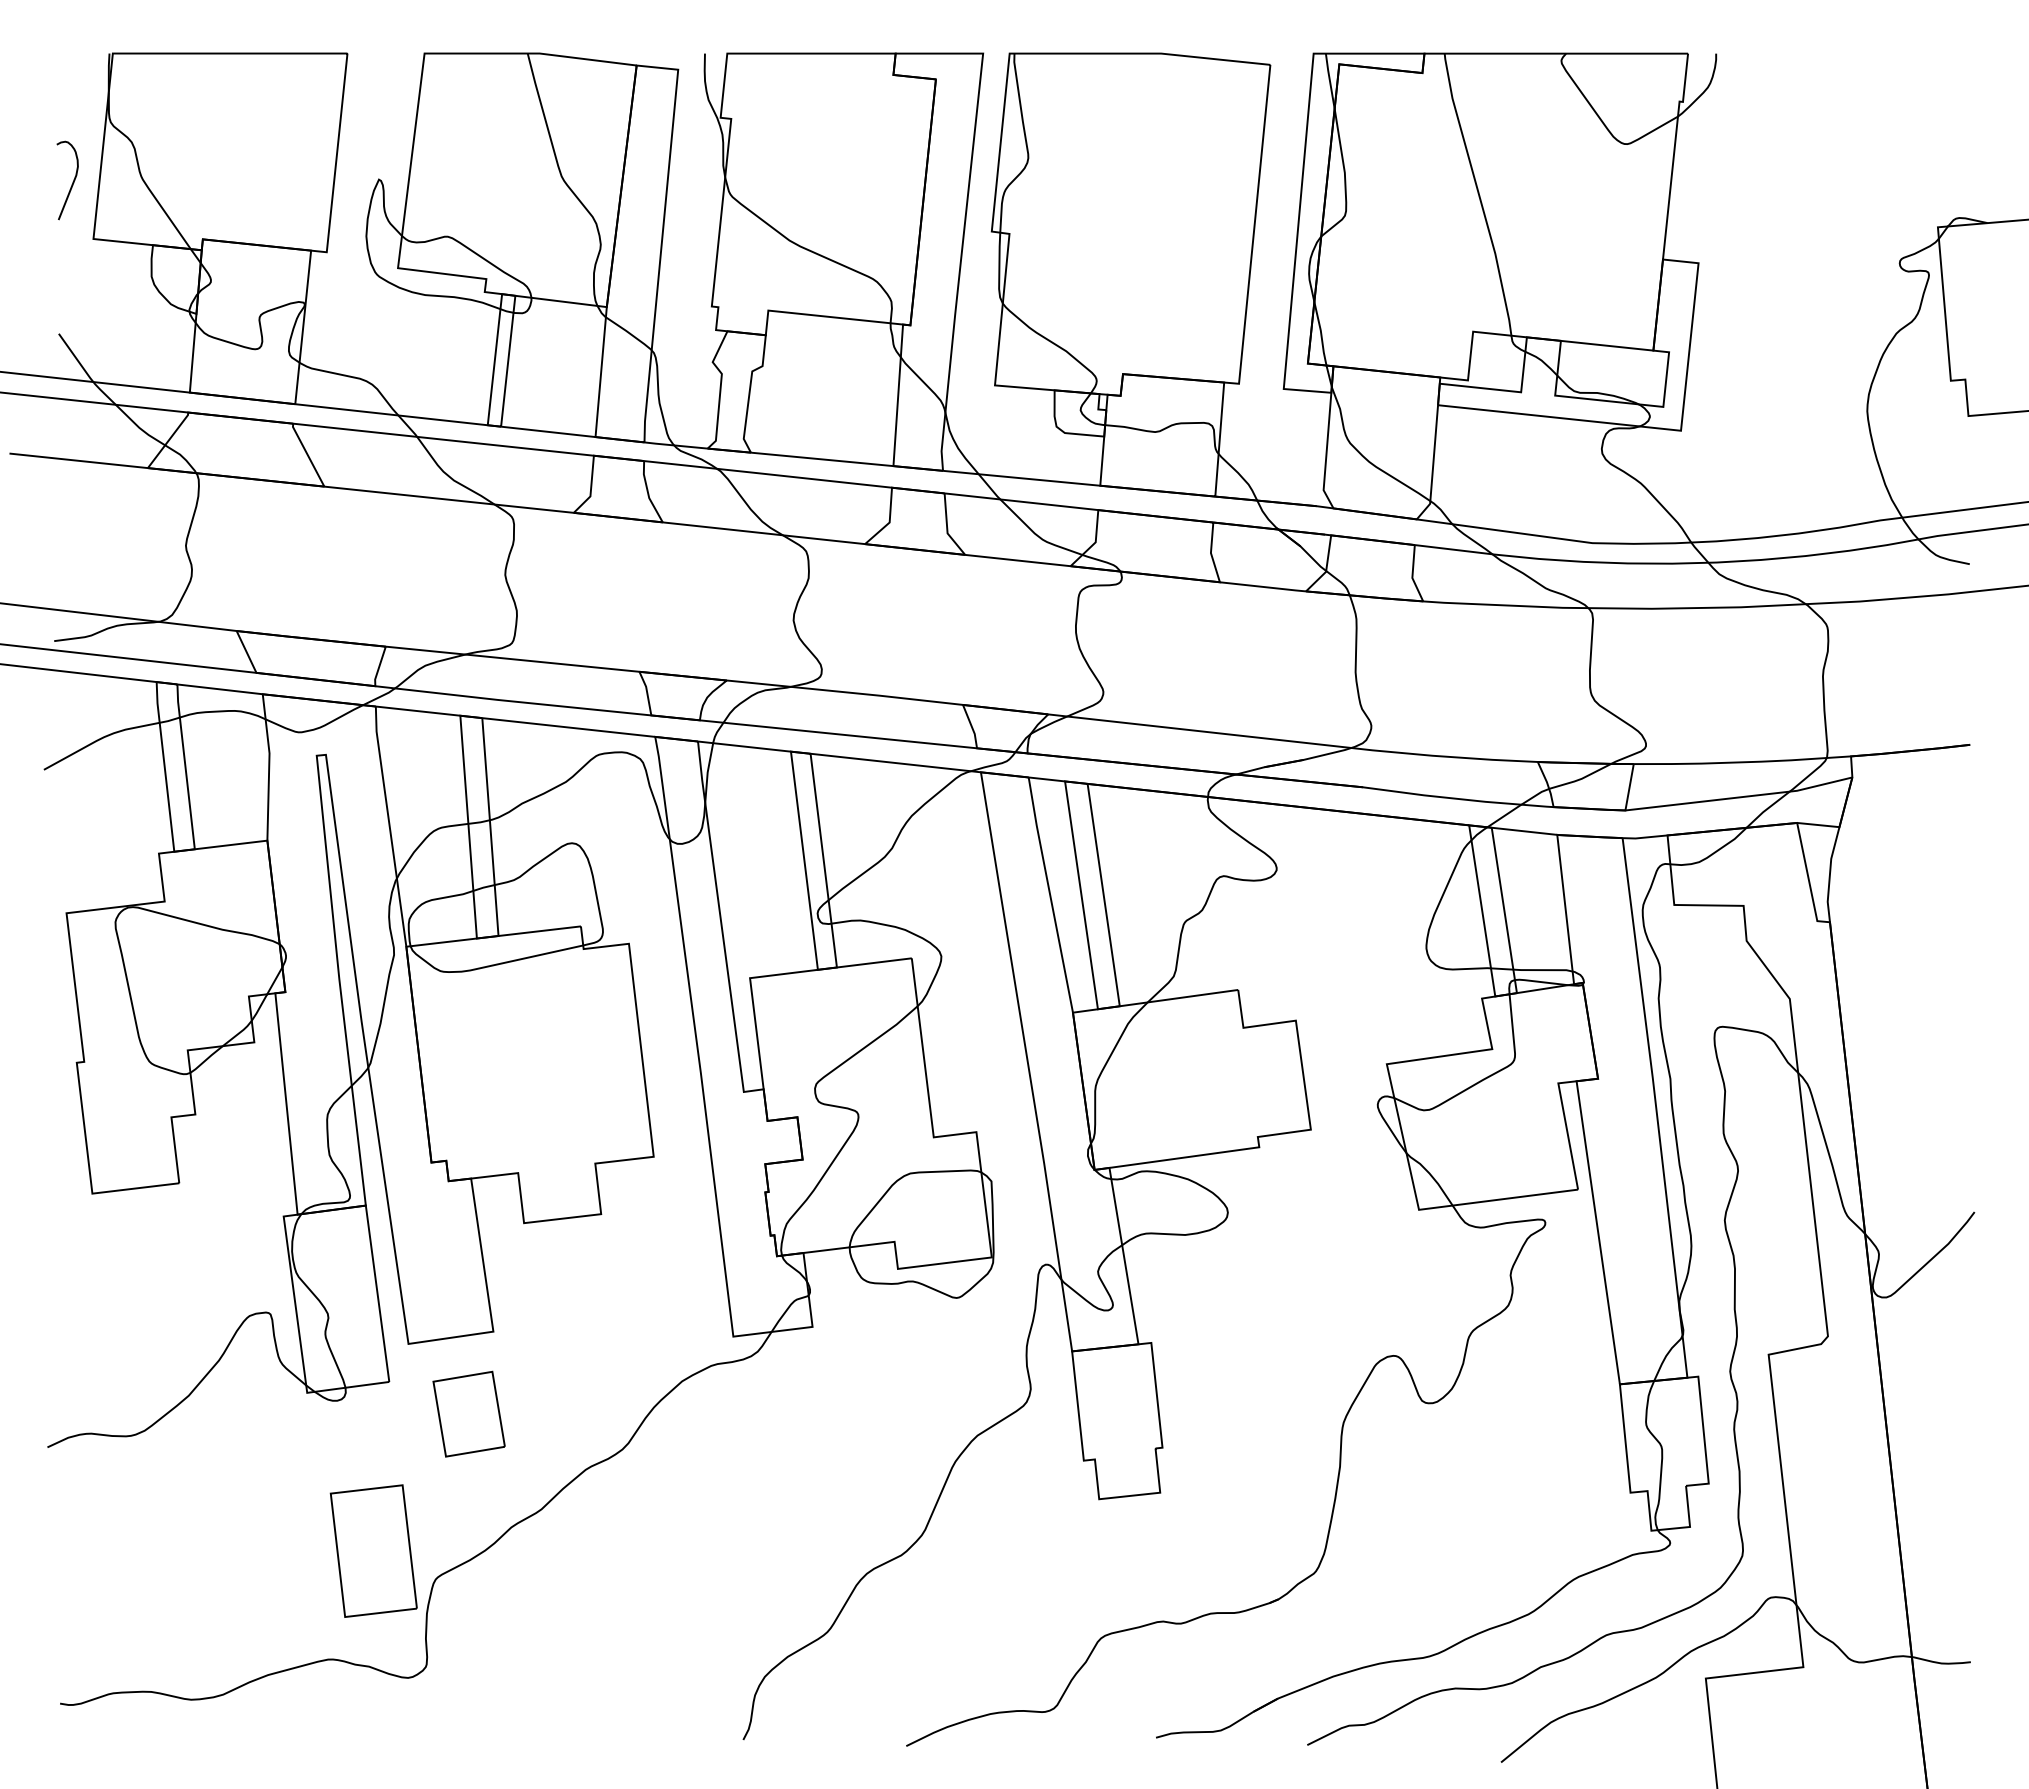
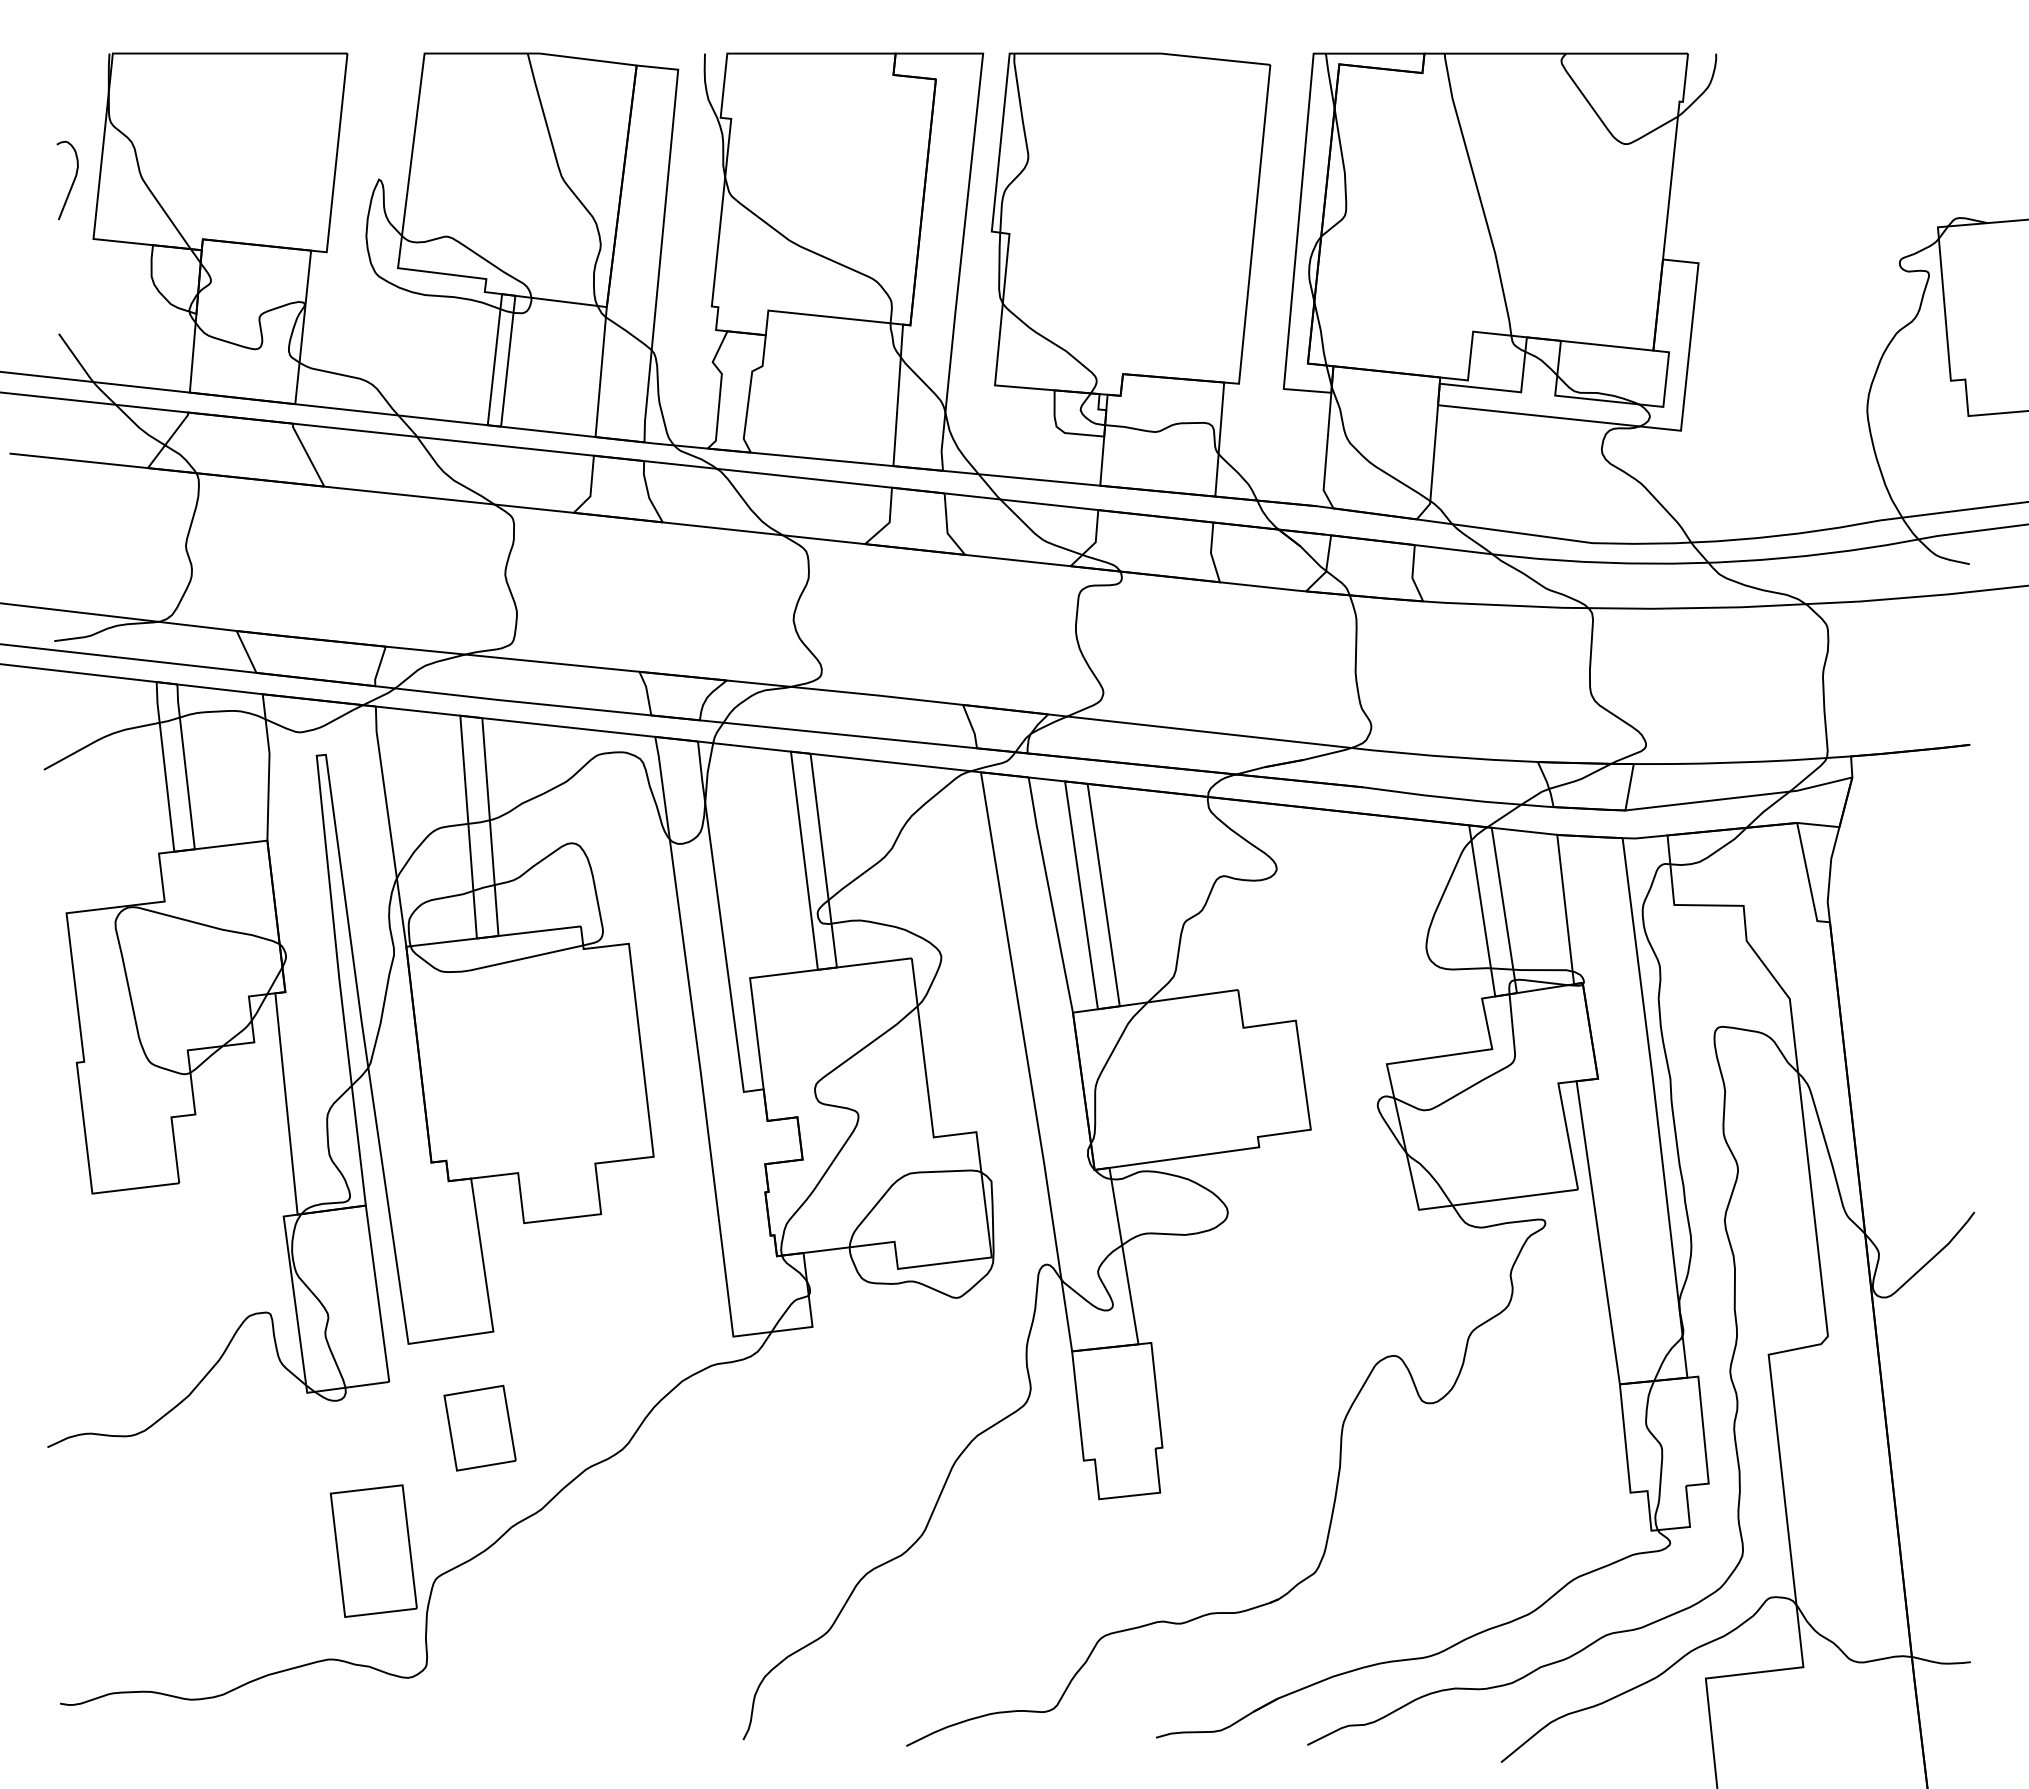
part position: (468, 1413) -> (479, 1427) (479, 1427)
